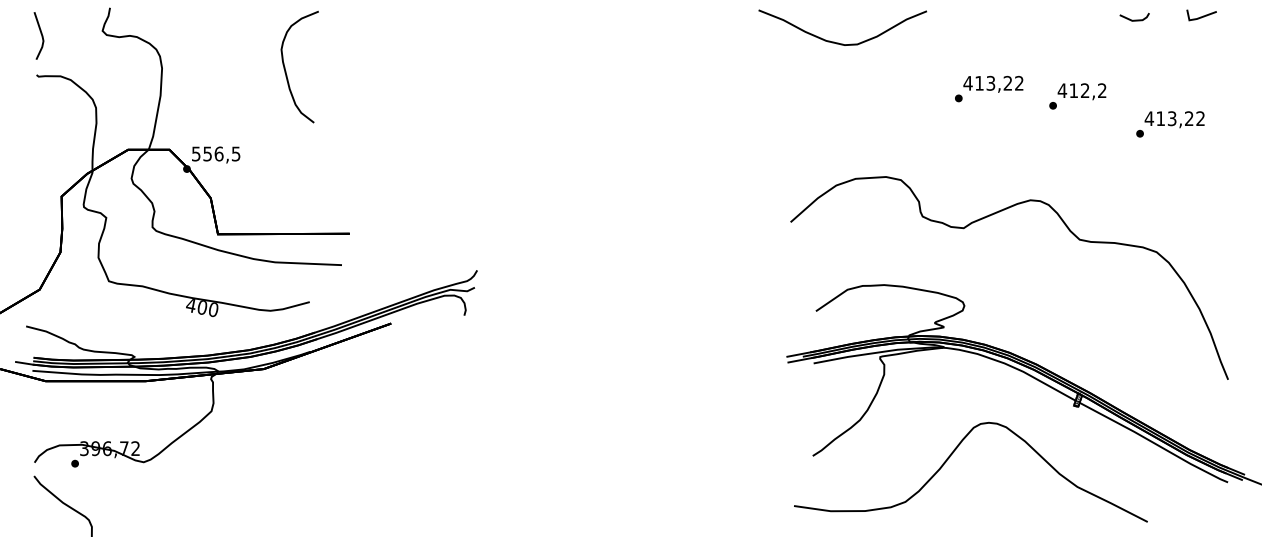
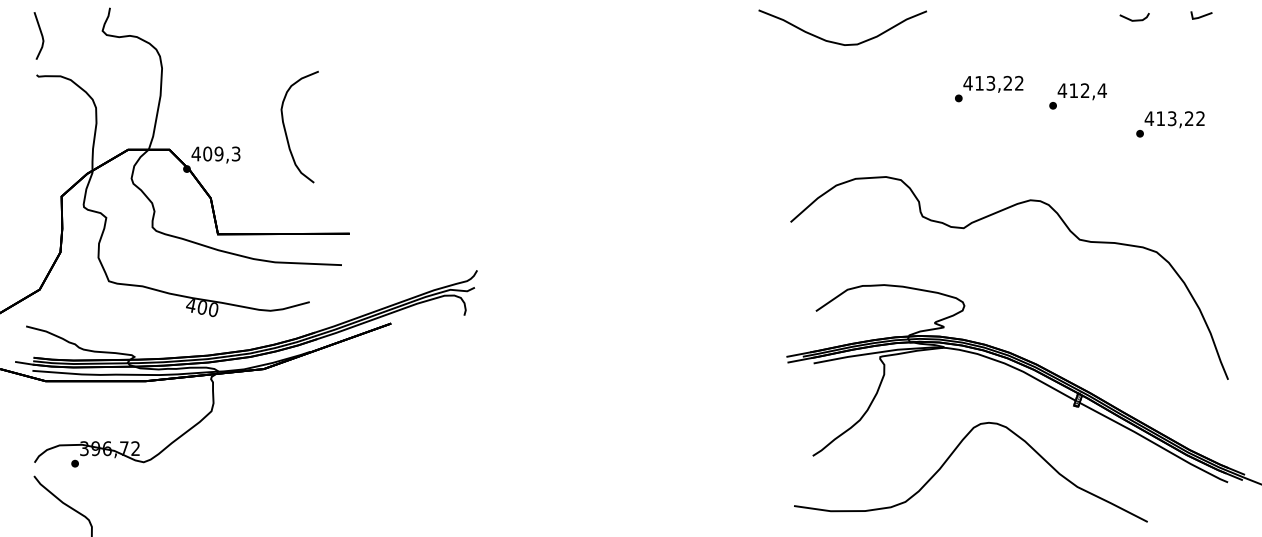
part size: 31x13 px -> 23x9 px (1201, 15)
curve position: (286, 71) -> (286, 131) (286, 131)
text: 412,2 -> 412,4 (1101, 90)
text: 556,5 -> 409,3 (215, 153)
